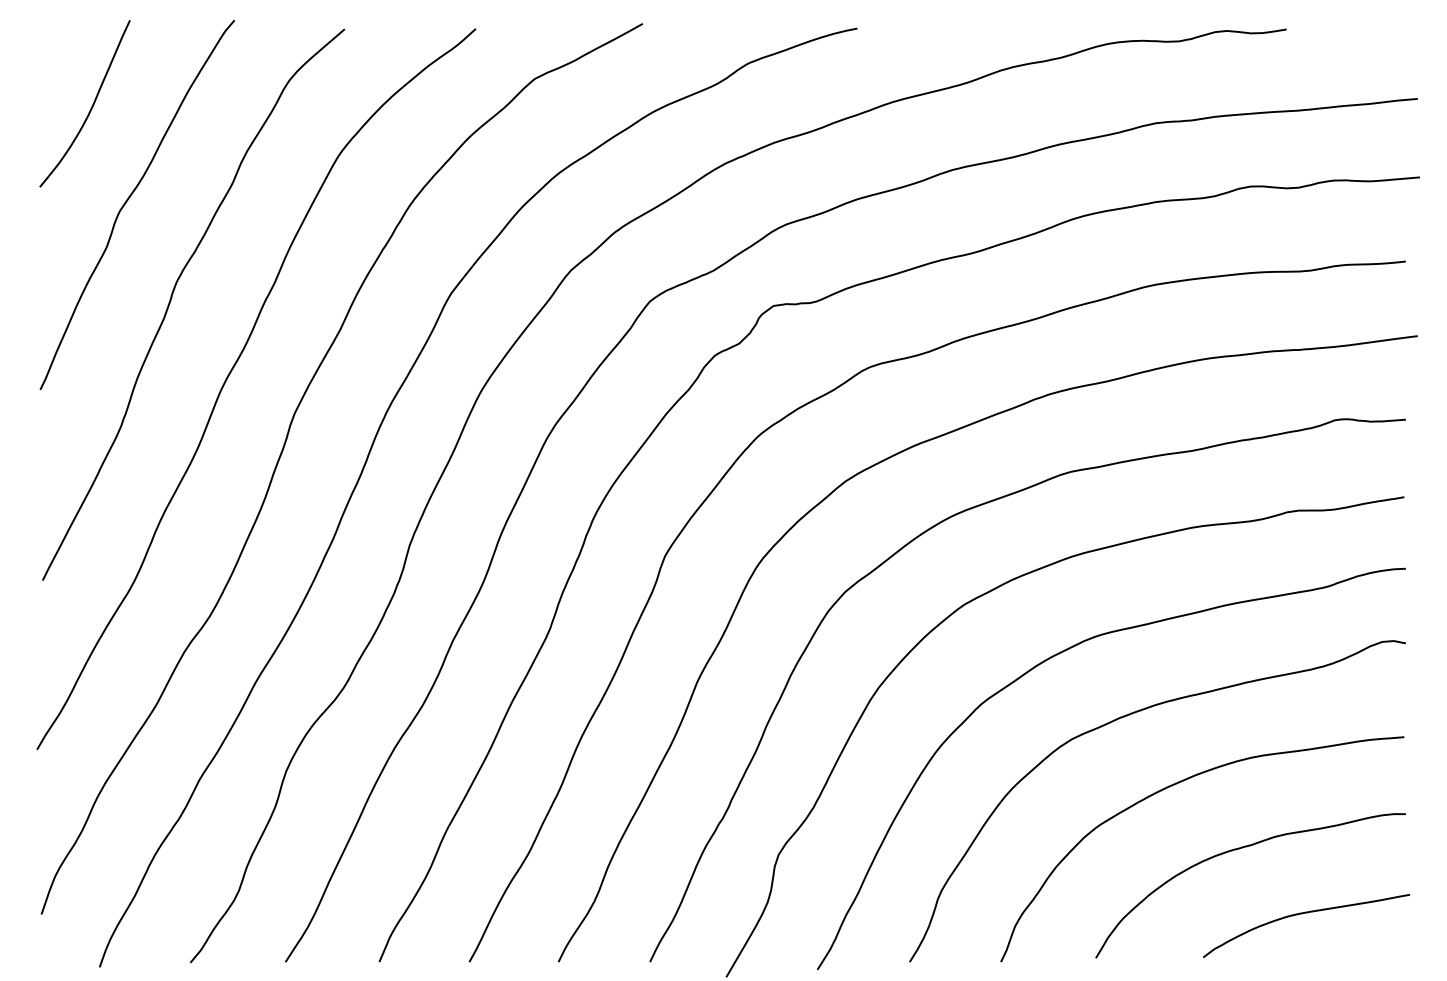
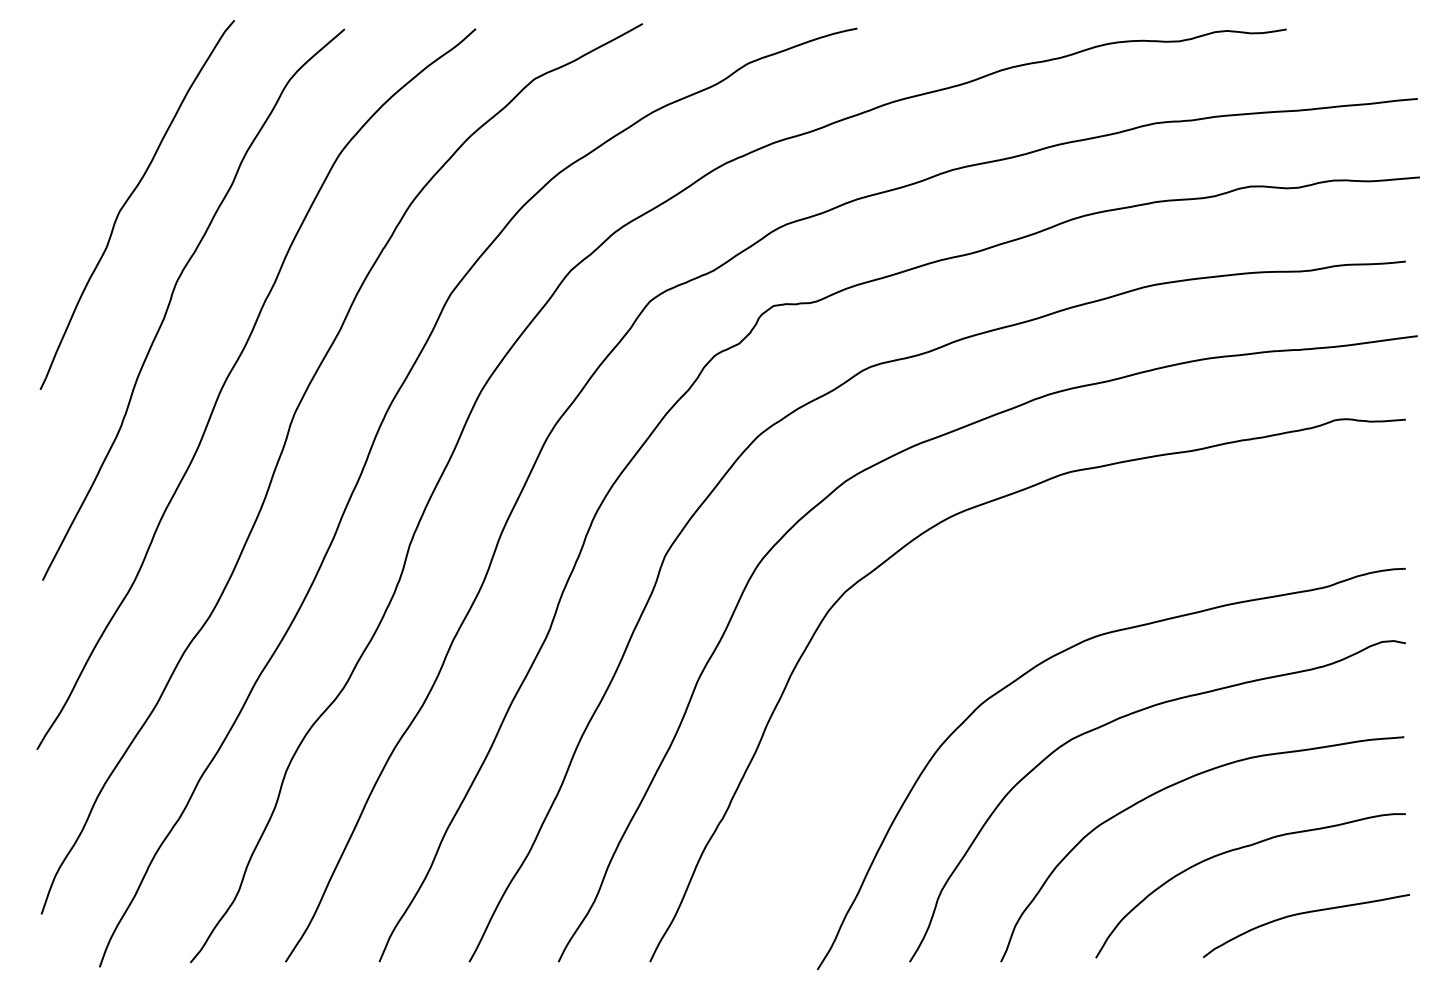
curve: present -> none (91, 106)
curve: present -> none (992, 591)
